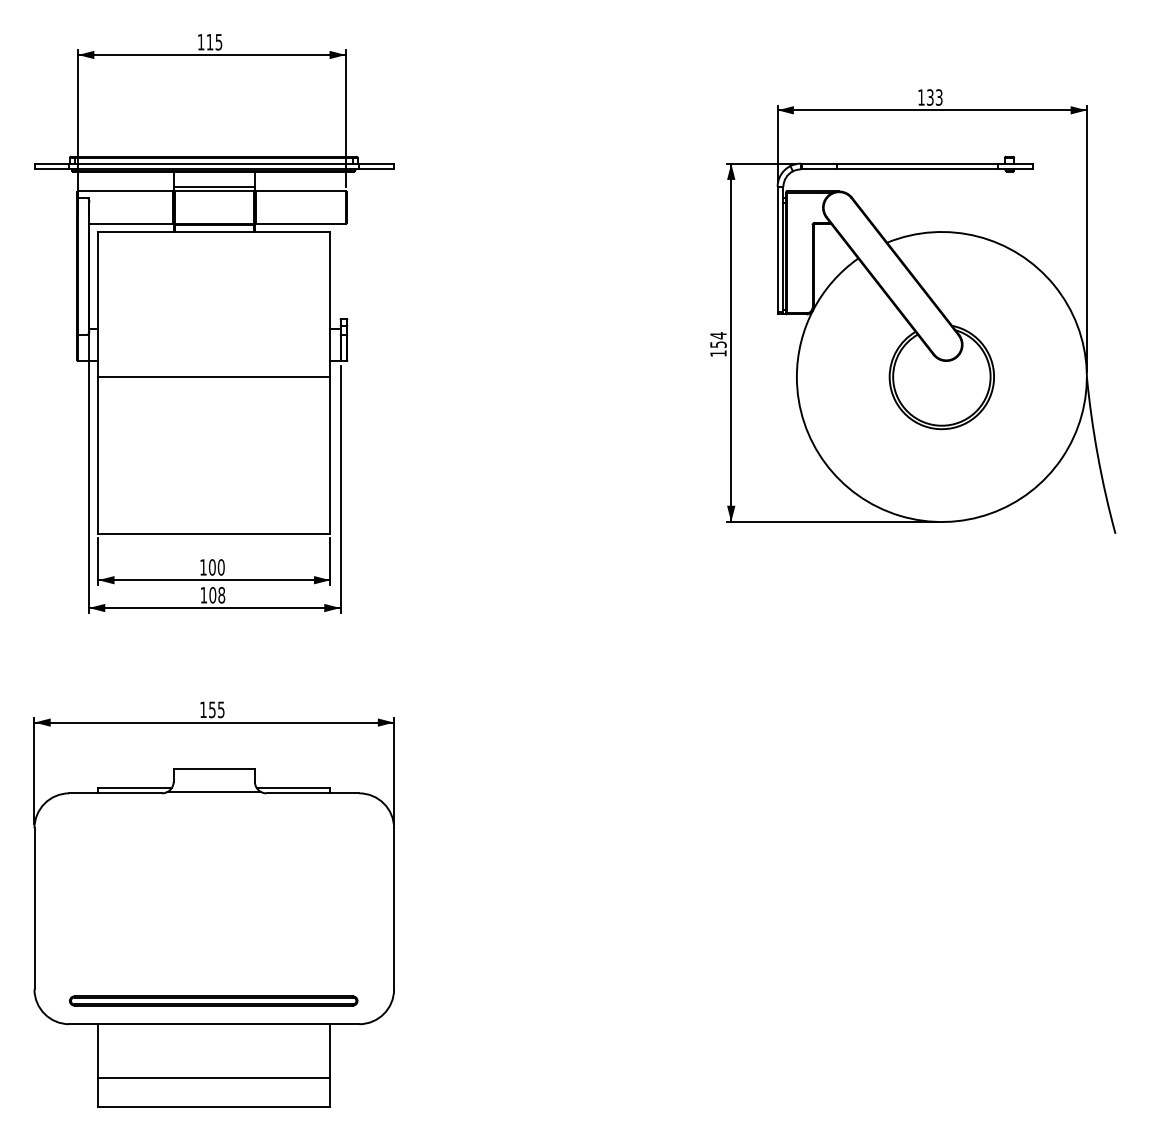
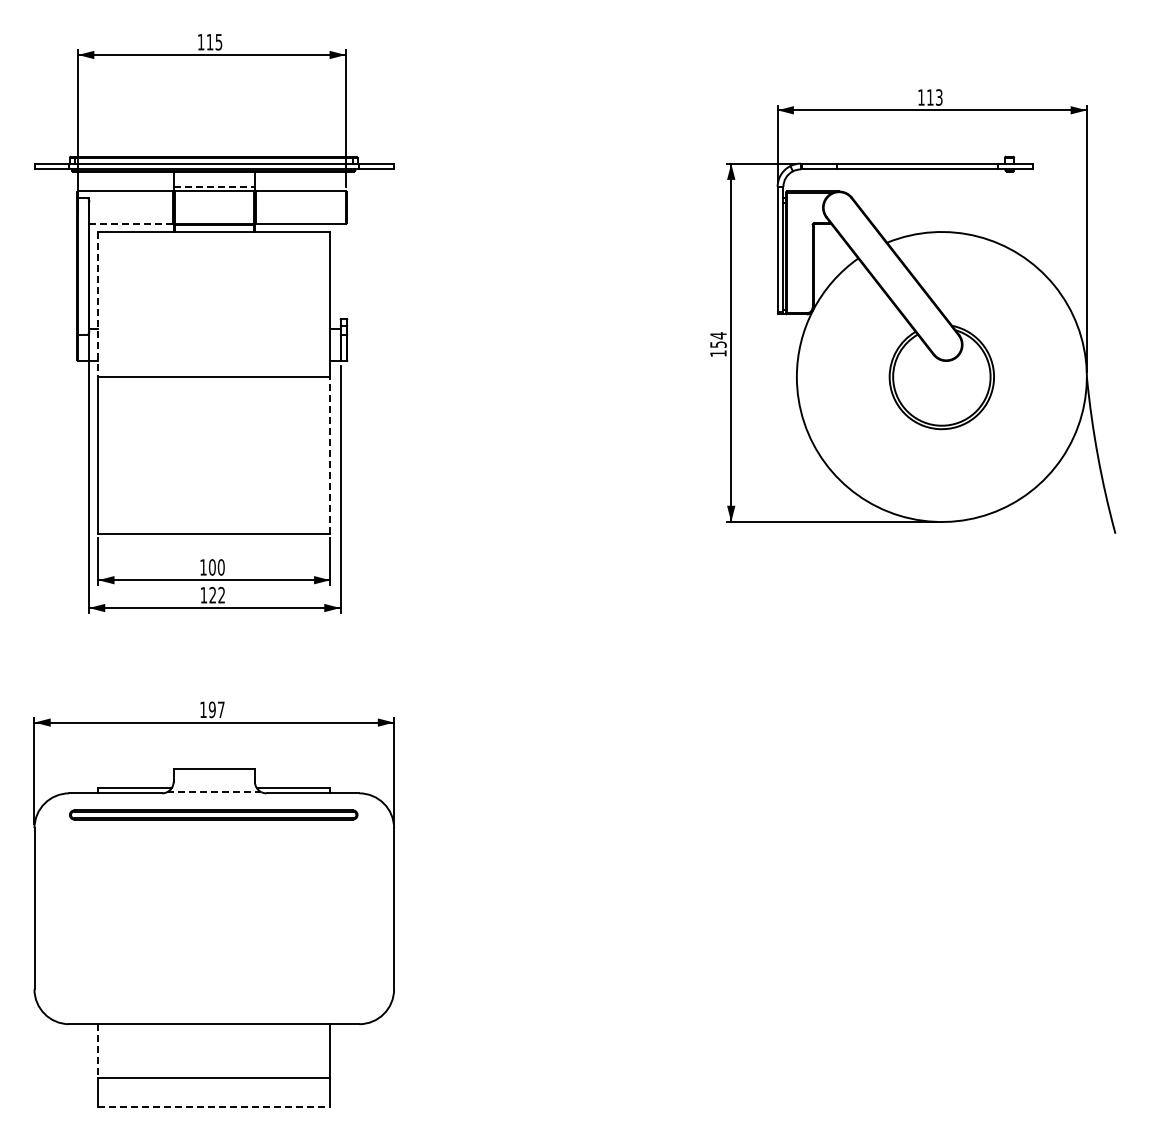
text: 133 -> 113 (930, 97)
line: solid -> dashed (214, 186)
line: solid -> dashed (131, 223)
line: solid -> dashed (98, 304)
line: solid -> dashed (330, 454)
text: 108 -> 122 (217, 595)
text: 155 -> 197 (216, 709)
line: solid -> dashed (214, 792)
part position: (213, 1000) -> (213, 814) (213, 814)
line: solid -> dashed (98, 1051)
line: solid -> dashed (214, 1106)
